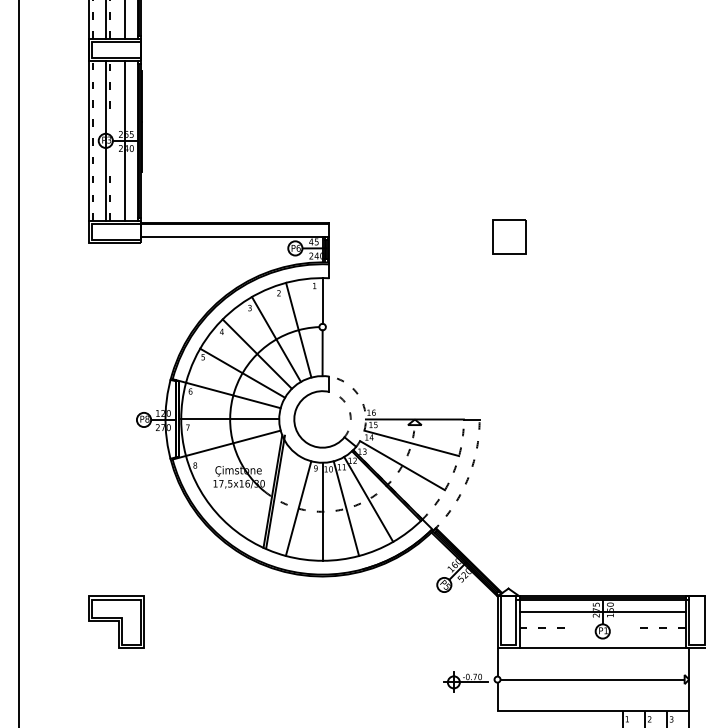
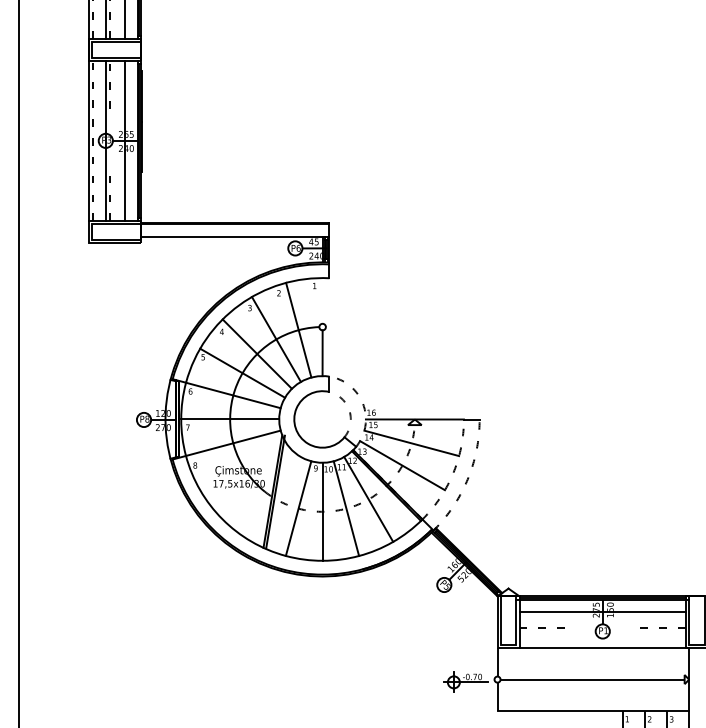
part: present -> none (509, 236)
line: present -> none (322, 300)
part: present -> none (116, 621)
